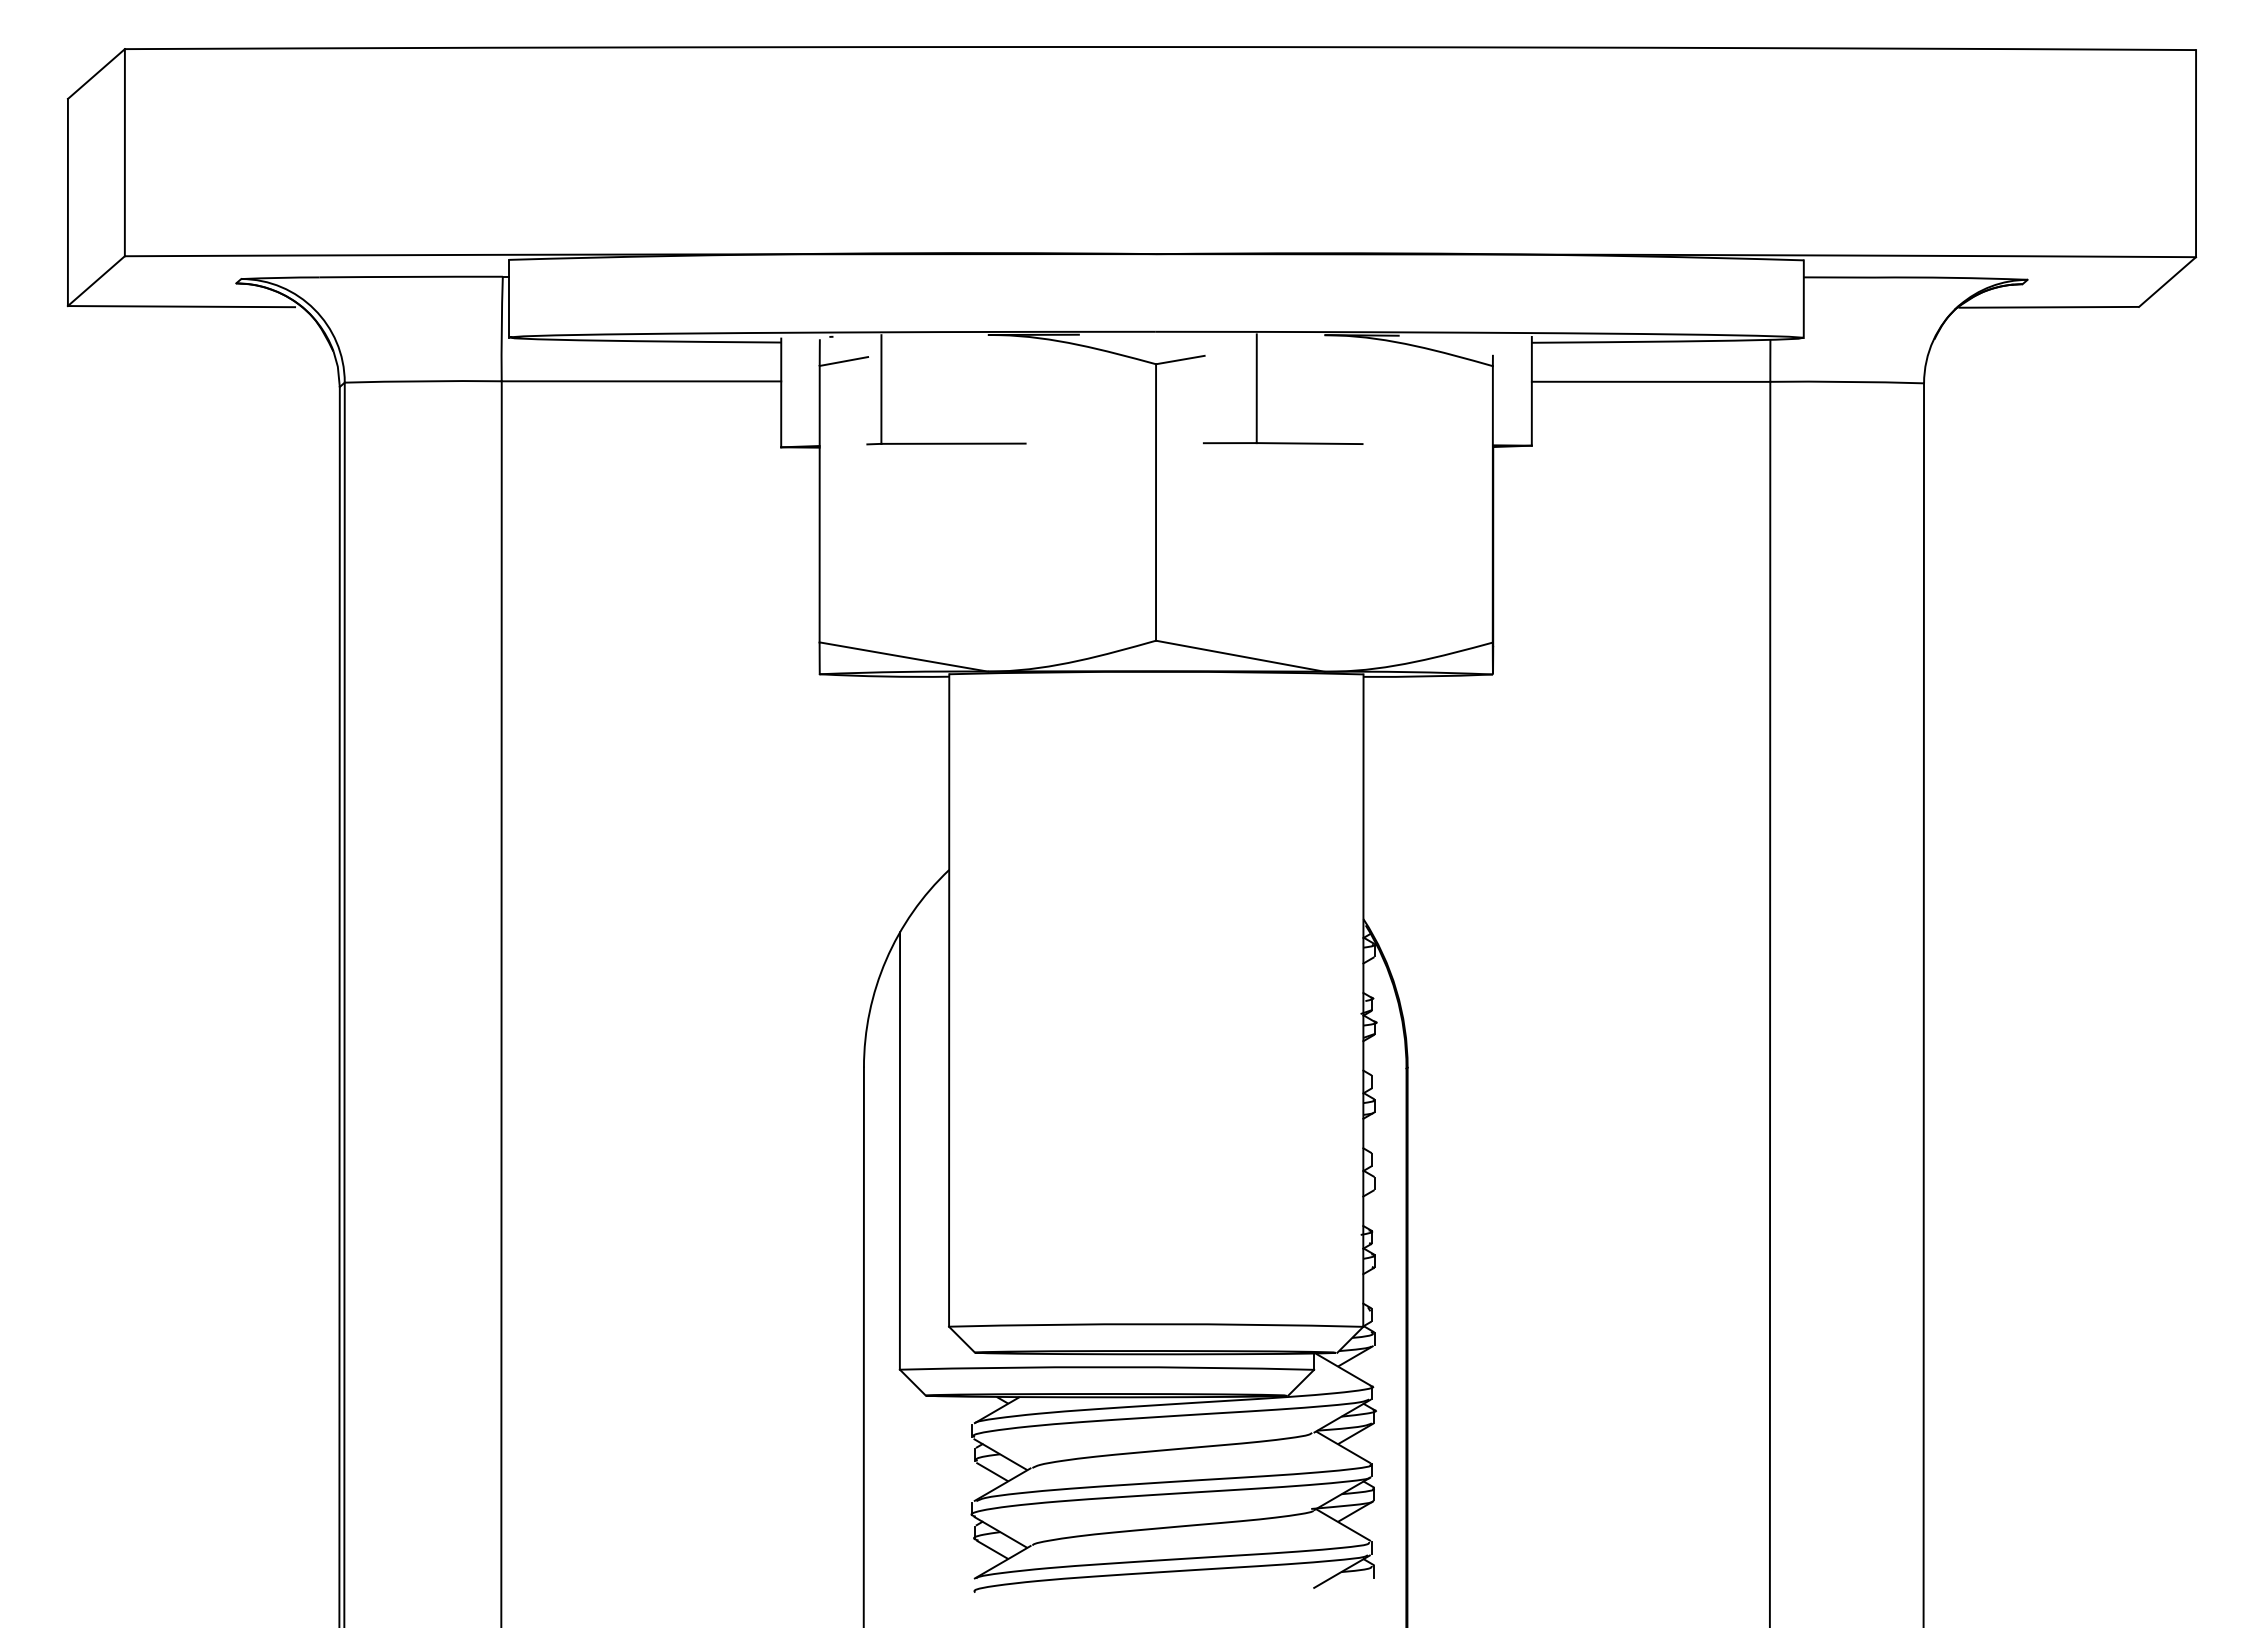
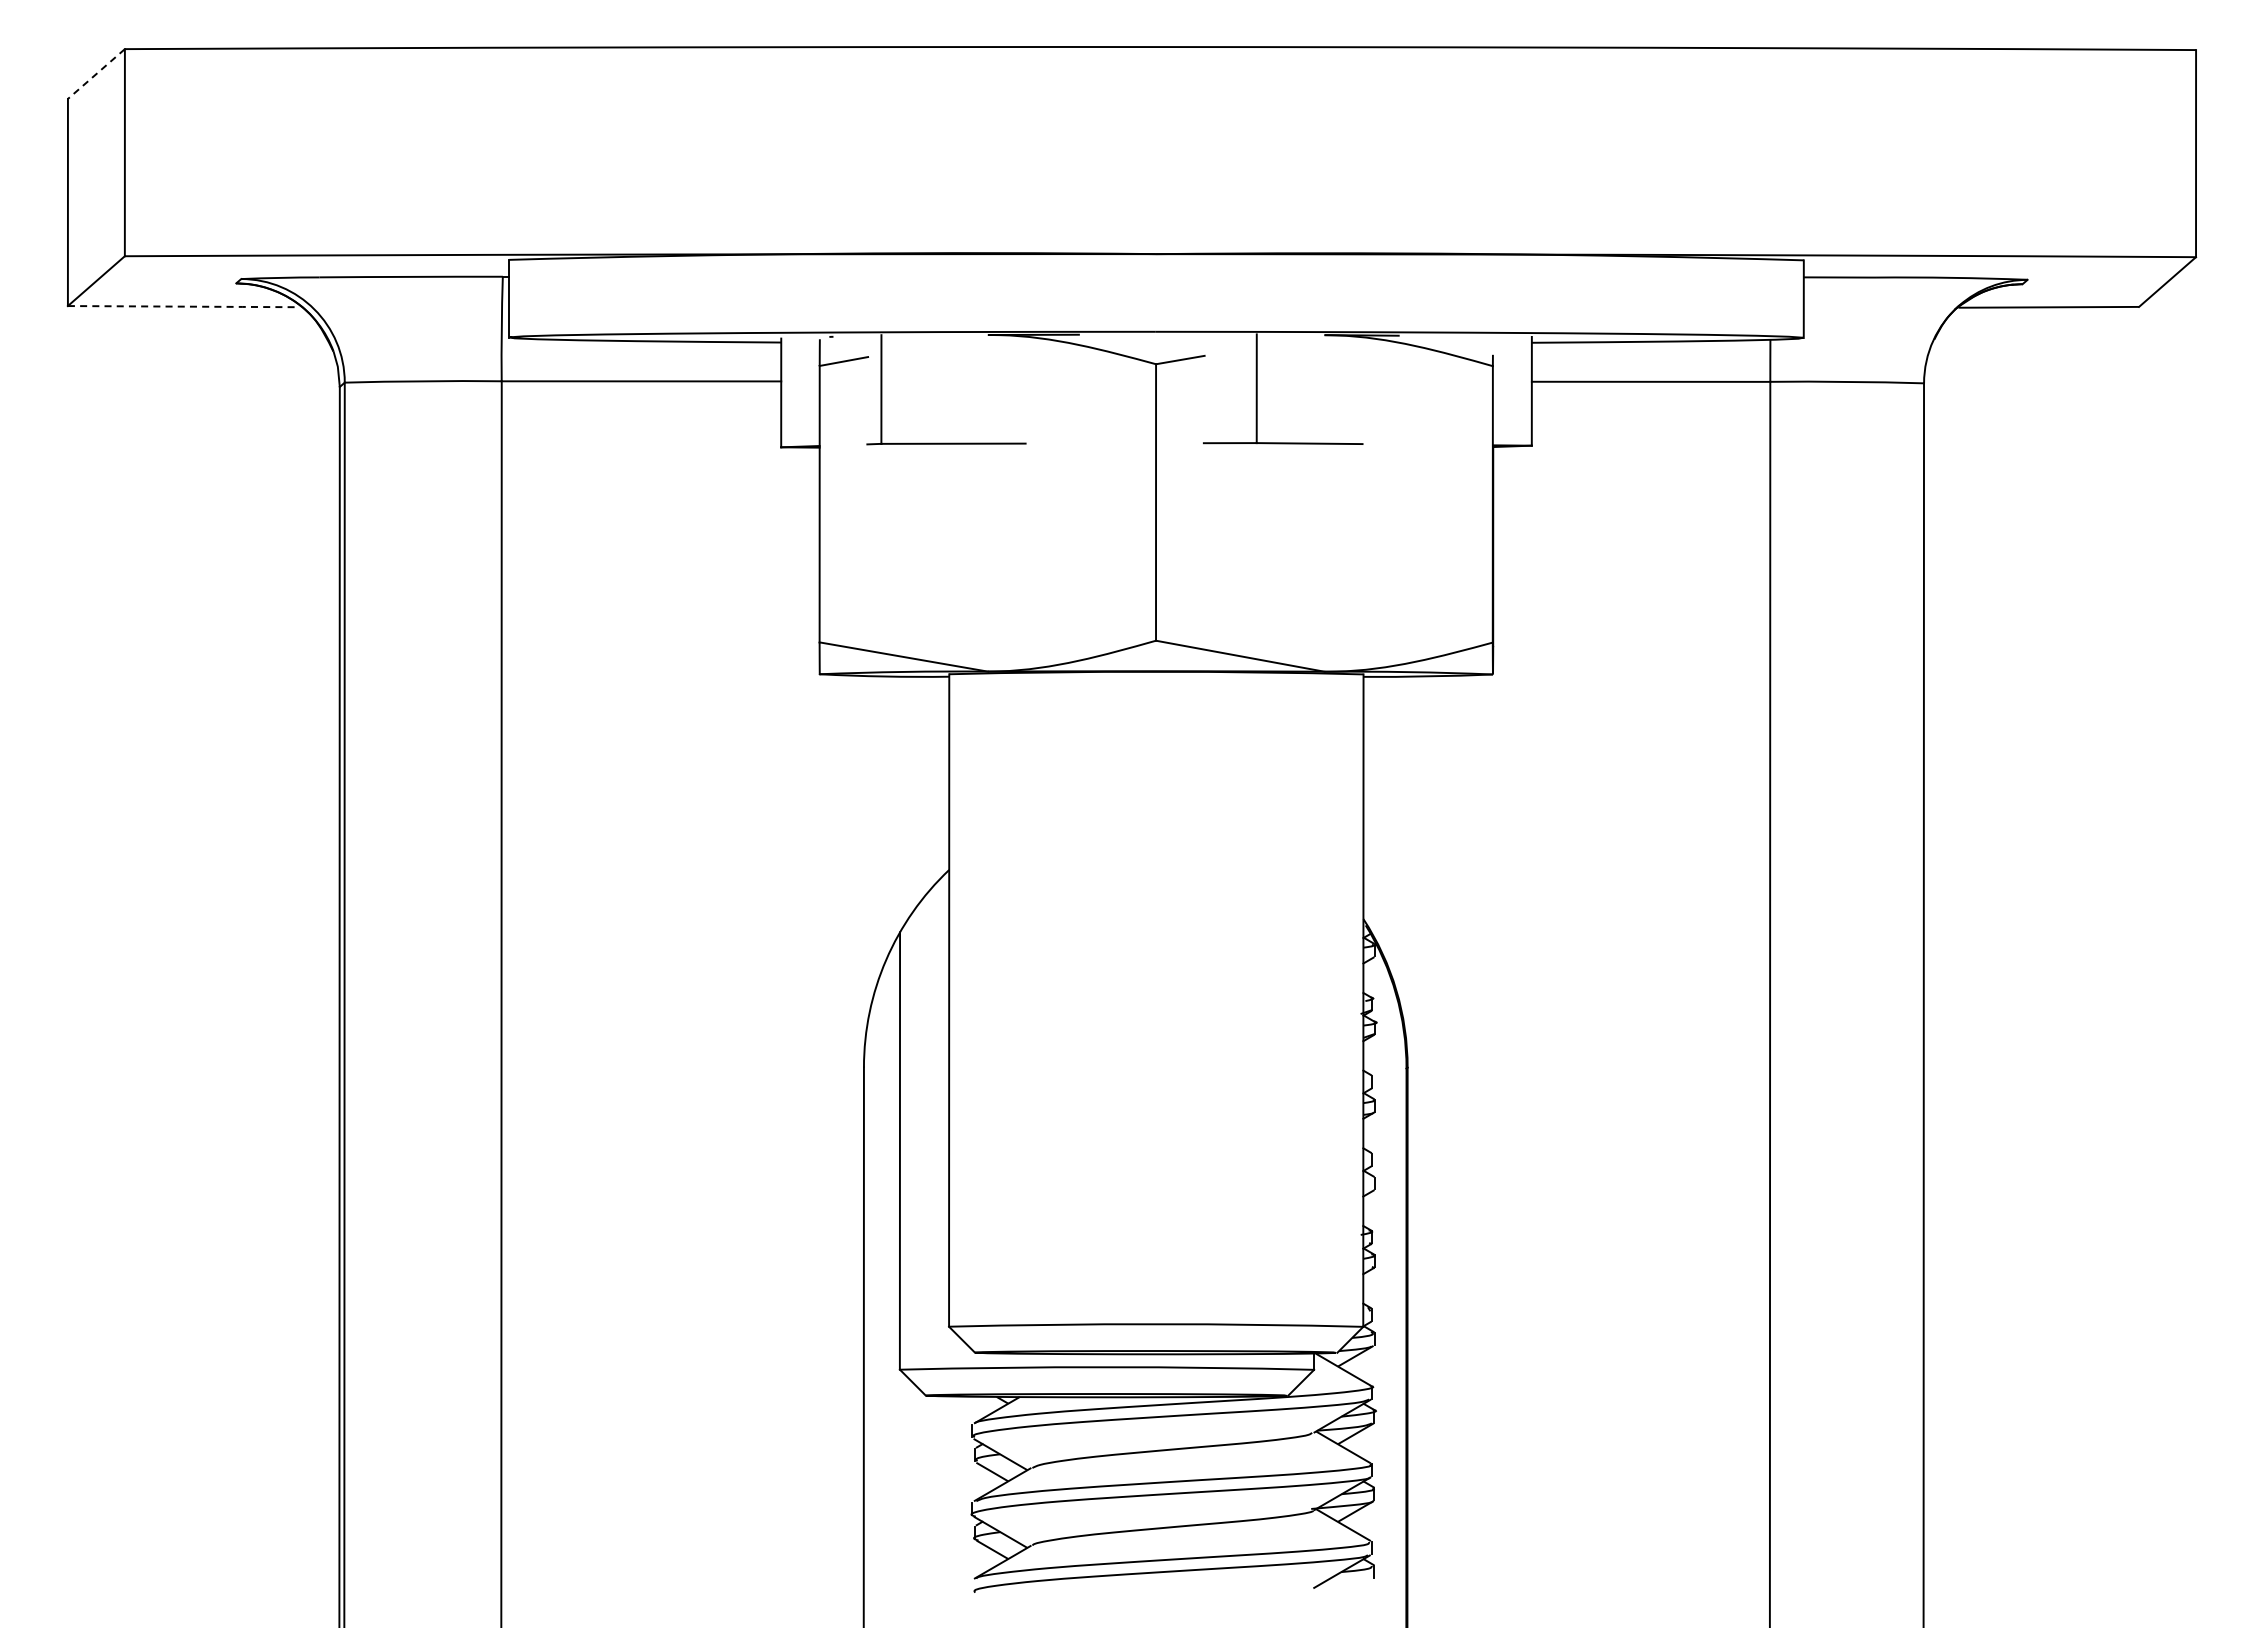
line: solid -> dashed (96, 74)
line: solid -> dashed (182, 306)
